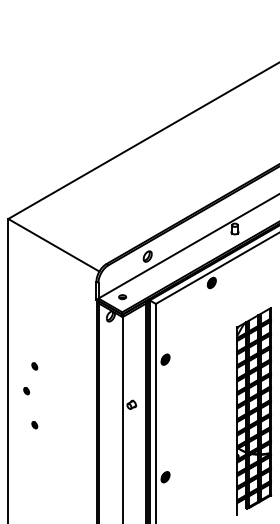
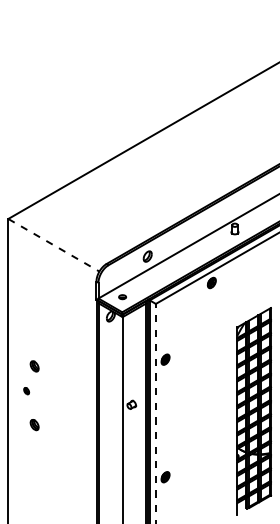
line: solid -> dashed (53, 245)
part size: 8x9 px -> 11x13 px (34, 366)
line: solid -> dashed (155, 413)
part size: 8x9 px -> 11x13 px (34, 425)
